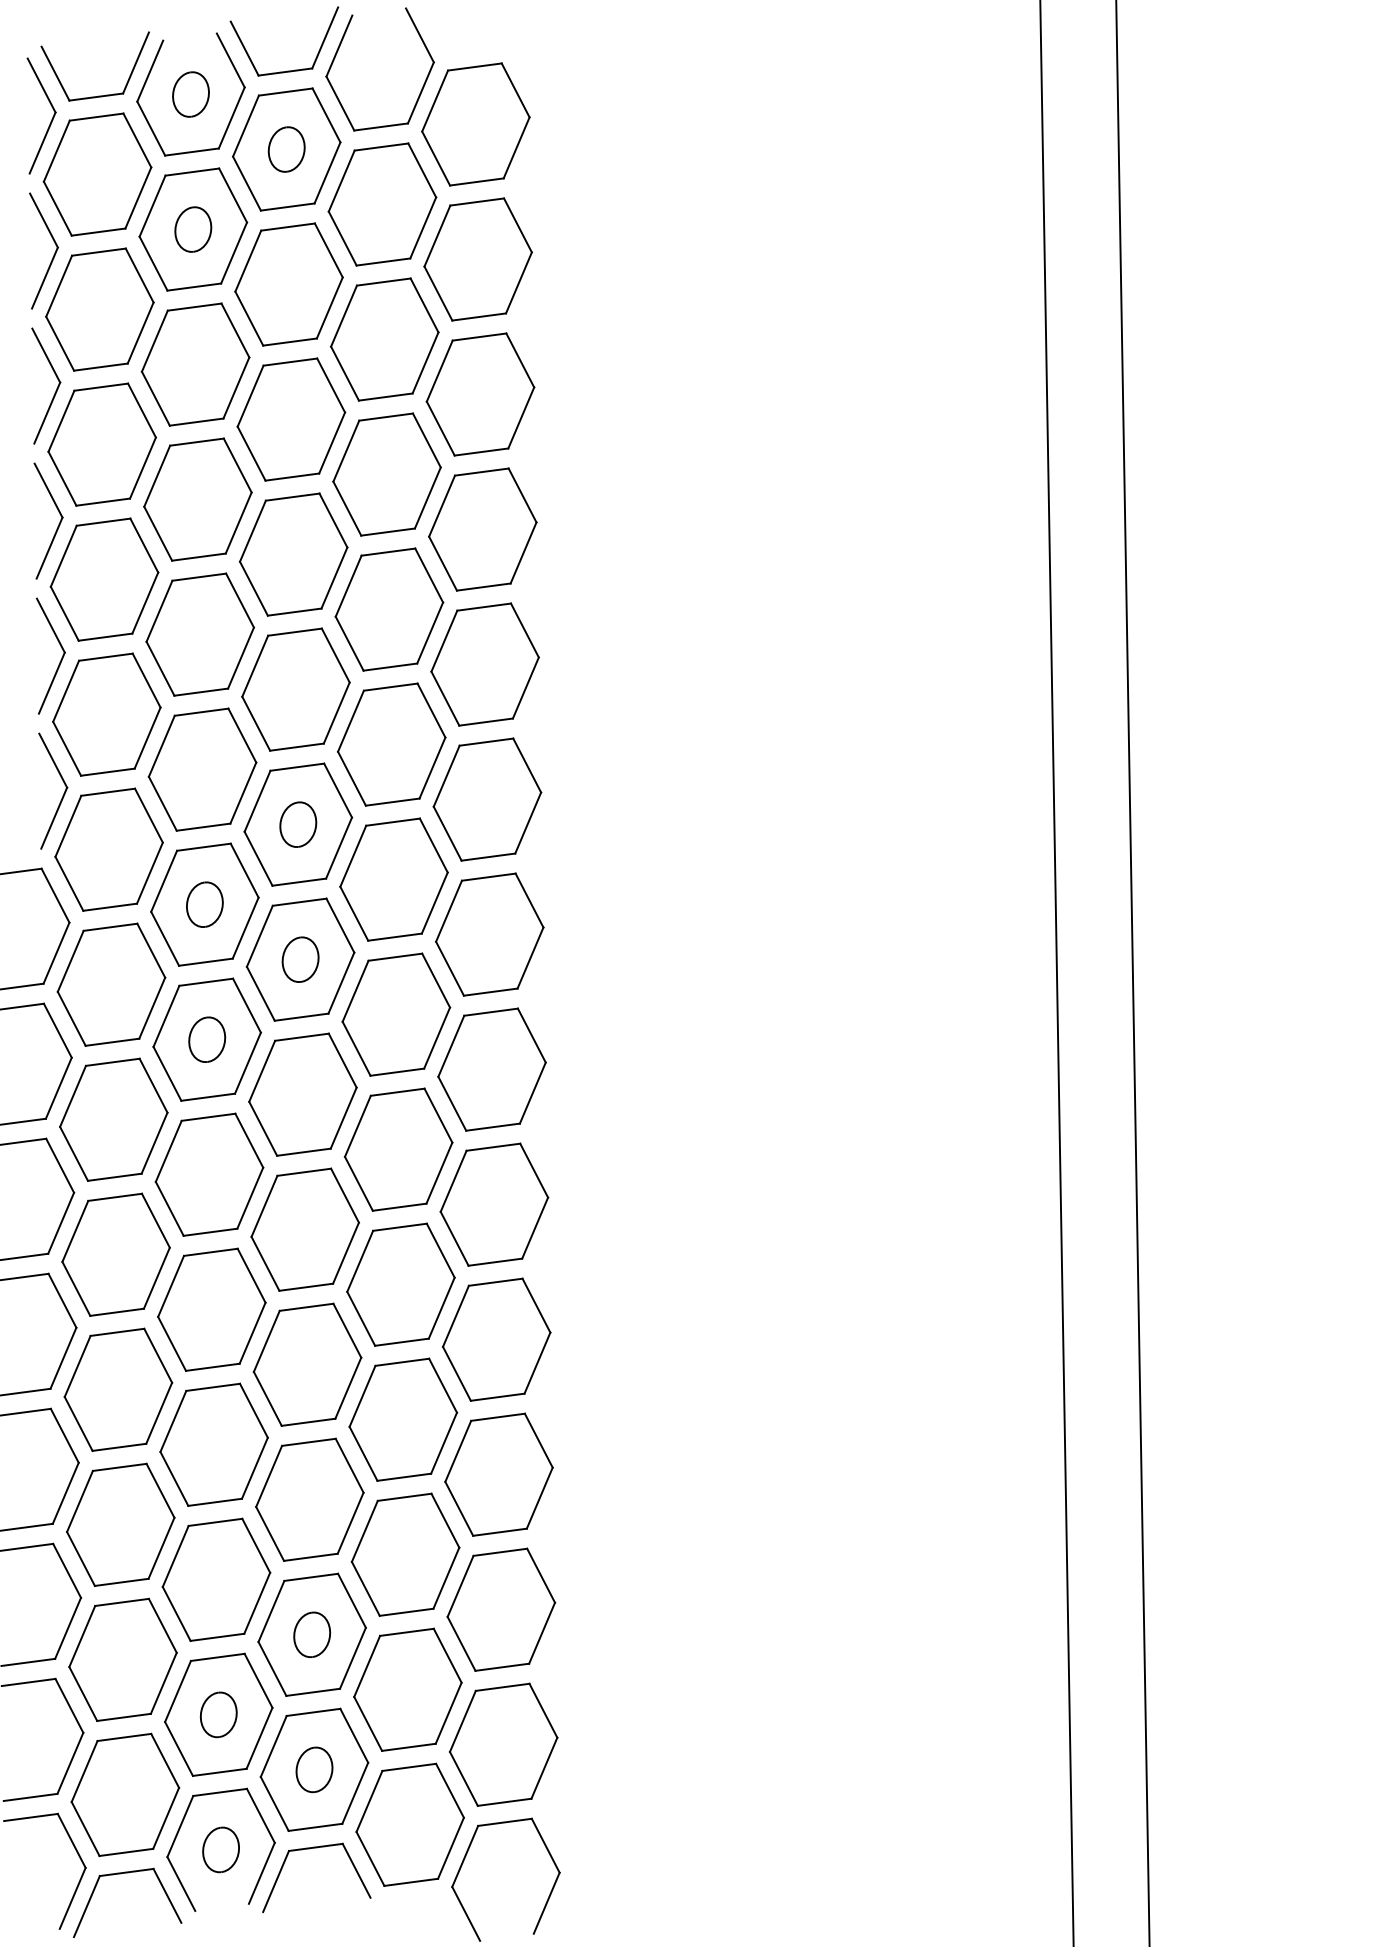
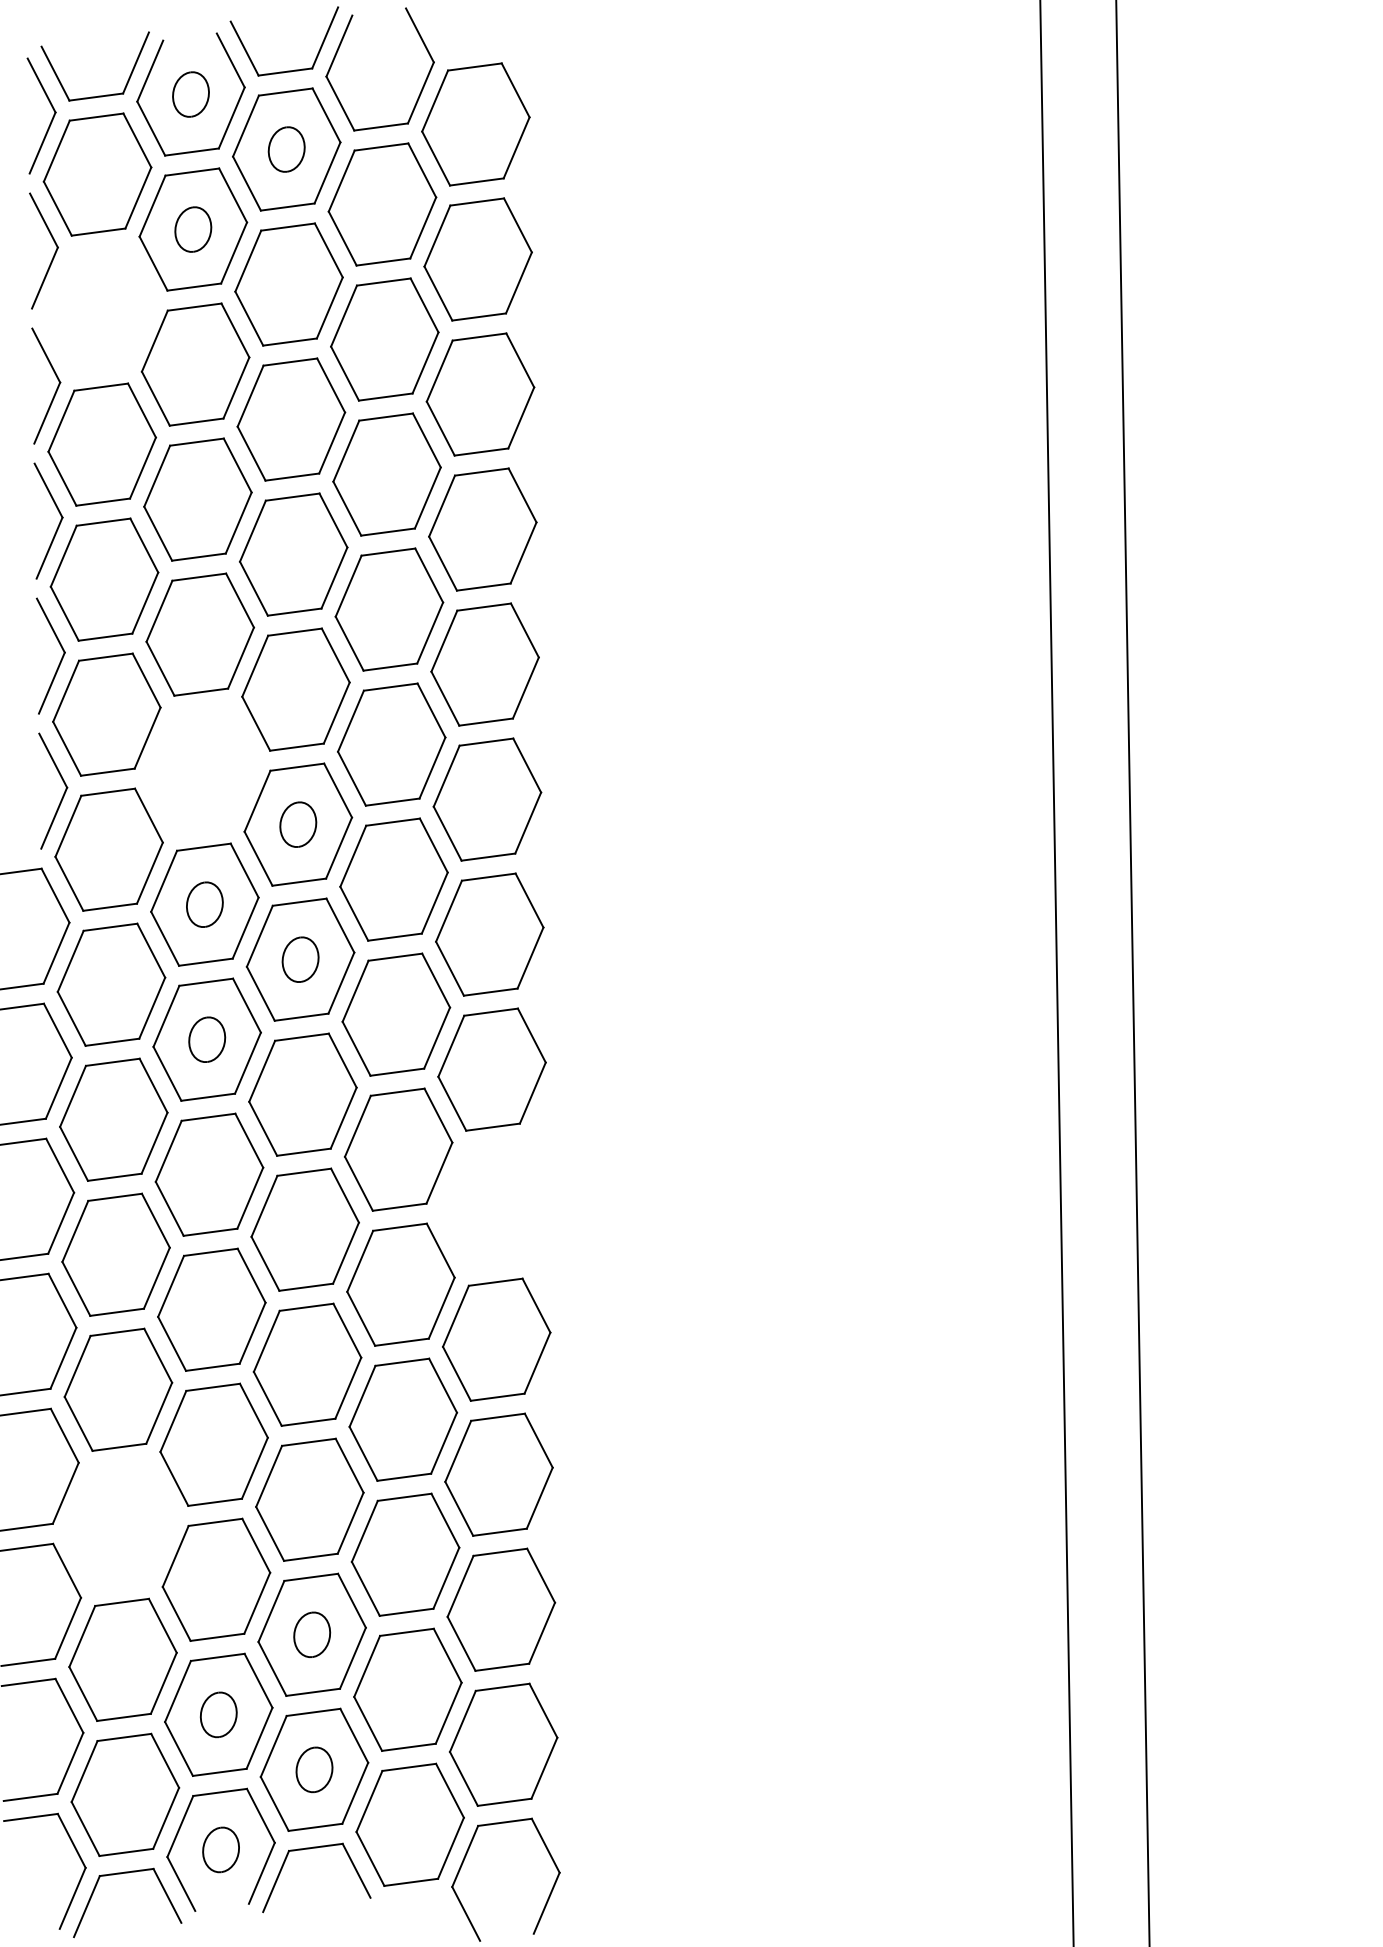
part: present -> none (99, 309)
part: present -> none (202, 769)
part: present -> none (494, 1204)
part: present -> none (120, 1524)
